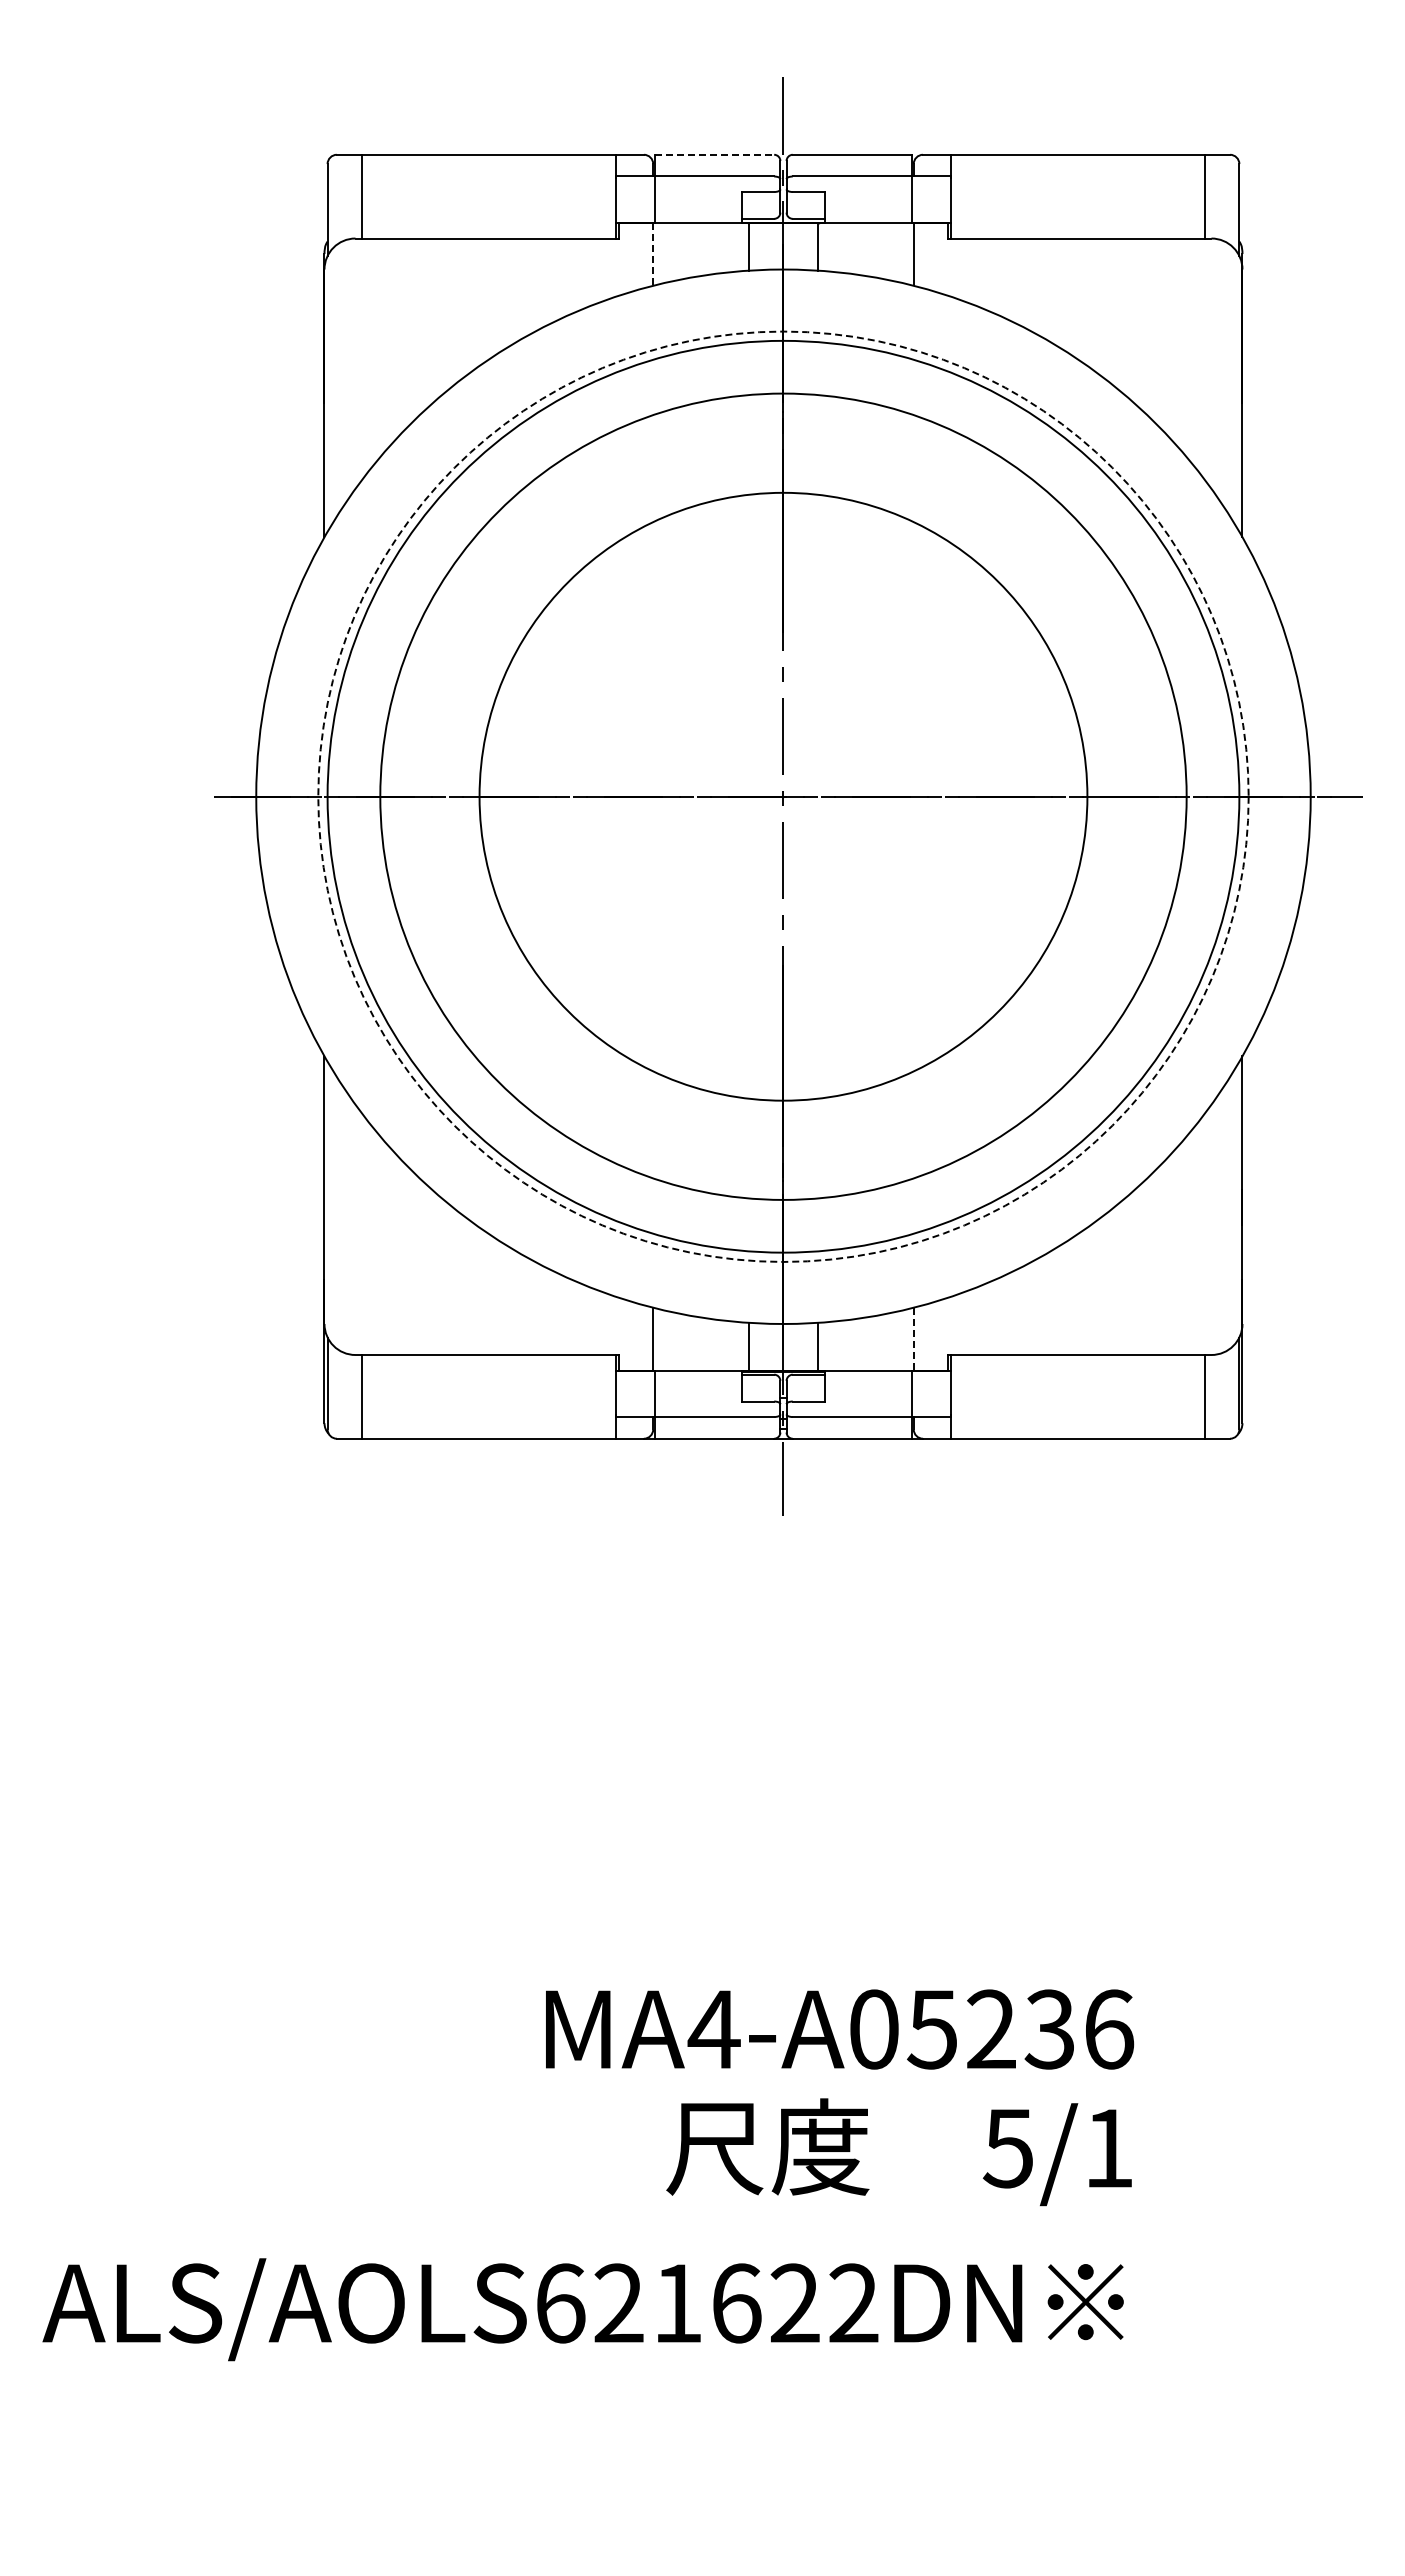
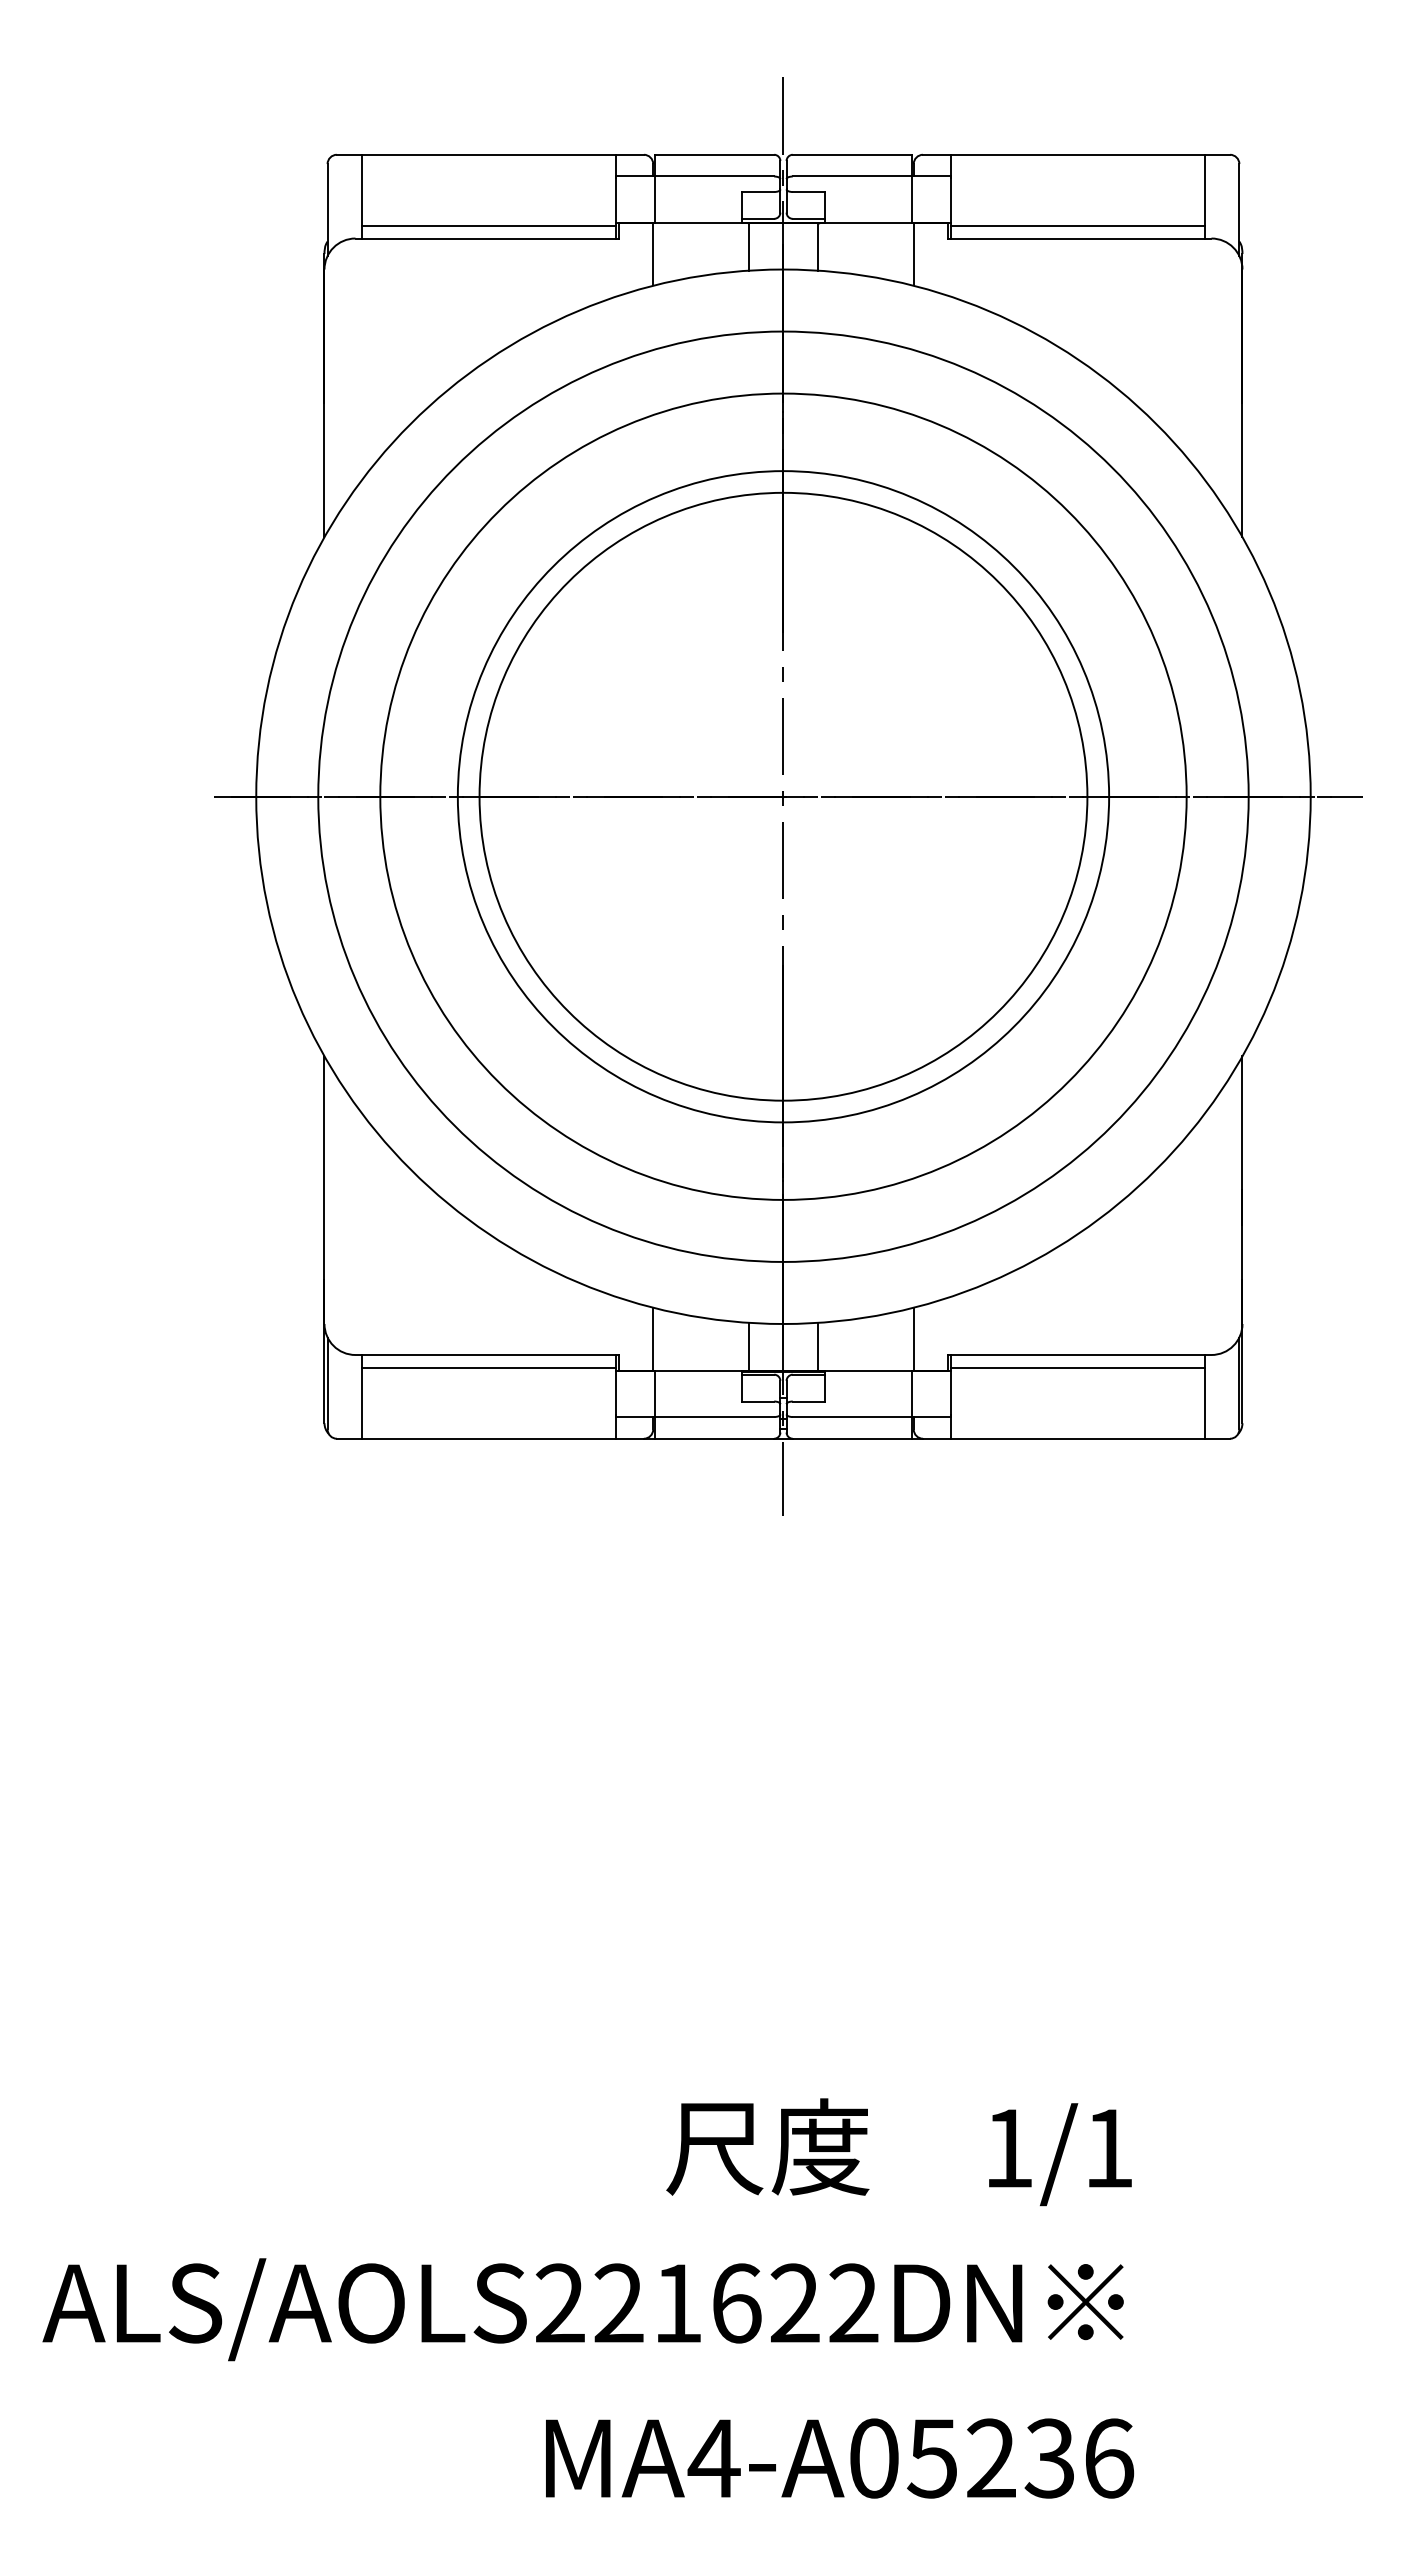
line: dashed -> solid (714, 154)
line: none -> present (488, 225)
line: none -> present (1077, 225)
line: dashed -> solid (653, 253)
circle diameter: 912 px -> 651 px (783, 796)
circle: dashed -> solid (783, 796)
line: dashed -> solid (913, 1339)
line: none -> present (488, 1367)
line: none -> present (1077, 1367)
text position: (840, 2029) -> (840, 2458) (840, 2458)
text: 5/1 -> 1/1 (1007, 2148)
text: ALS/AOLS621622DN -> ALS/AOLS221622DN (560, 2303)
